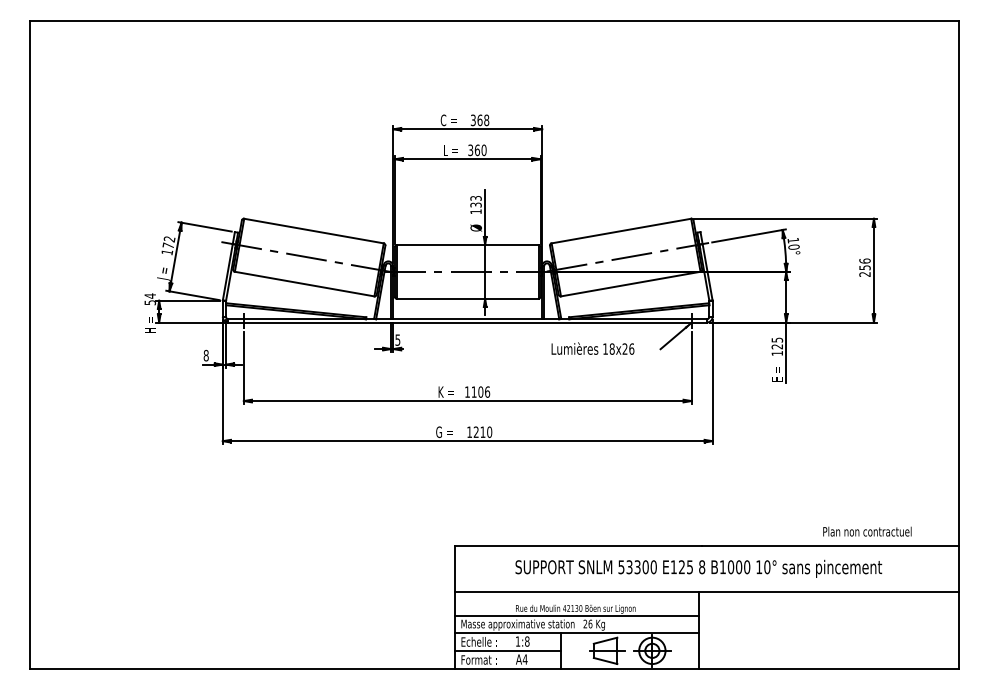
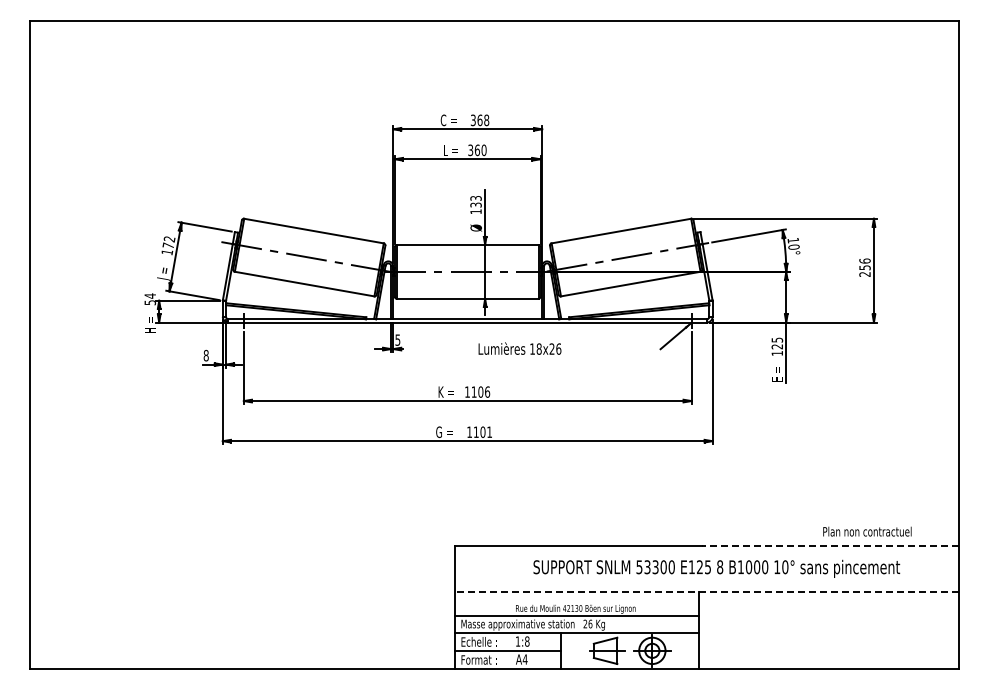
text position: (592, 348) -> (519, 348) (519, 348)
text: 1210 -> 1101 (482, 431)
line: solid -> dashed (830, 545)
text position: (698, 568) -> (716, 568) (716, 568)
line: solid -> dashed (707, 592)
